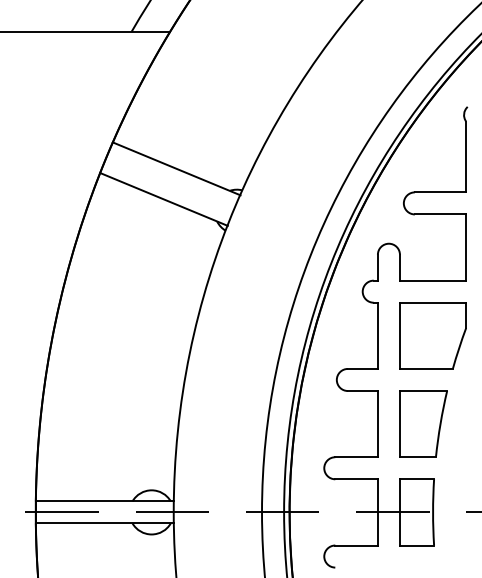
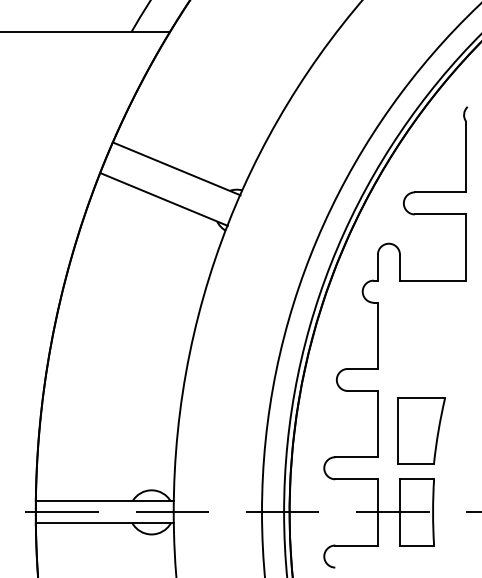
part: present -> none (432, 335)
part position: (423, 423) -> (421, 430) (421, 430)
